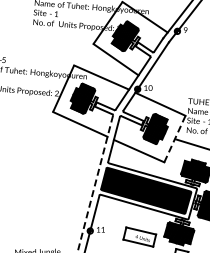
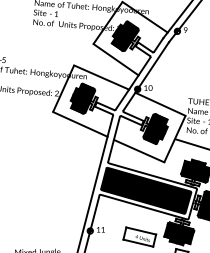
line: dashed -> solid (174, 139)
line: dashed -> solid (95, 184)
